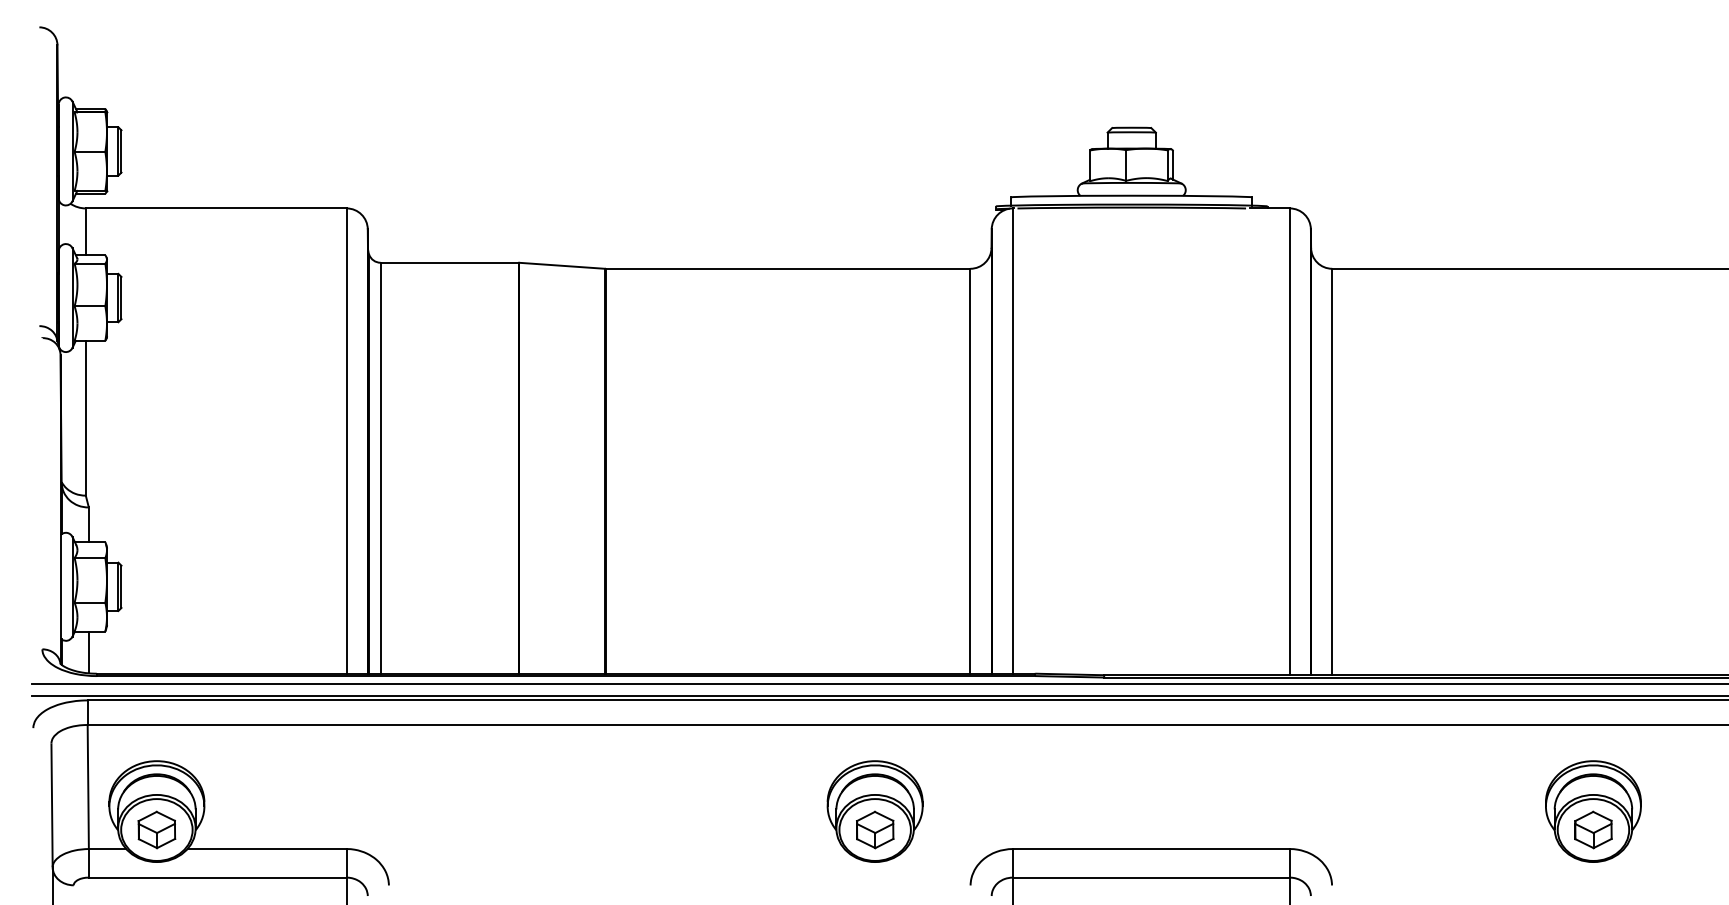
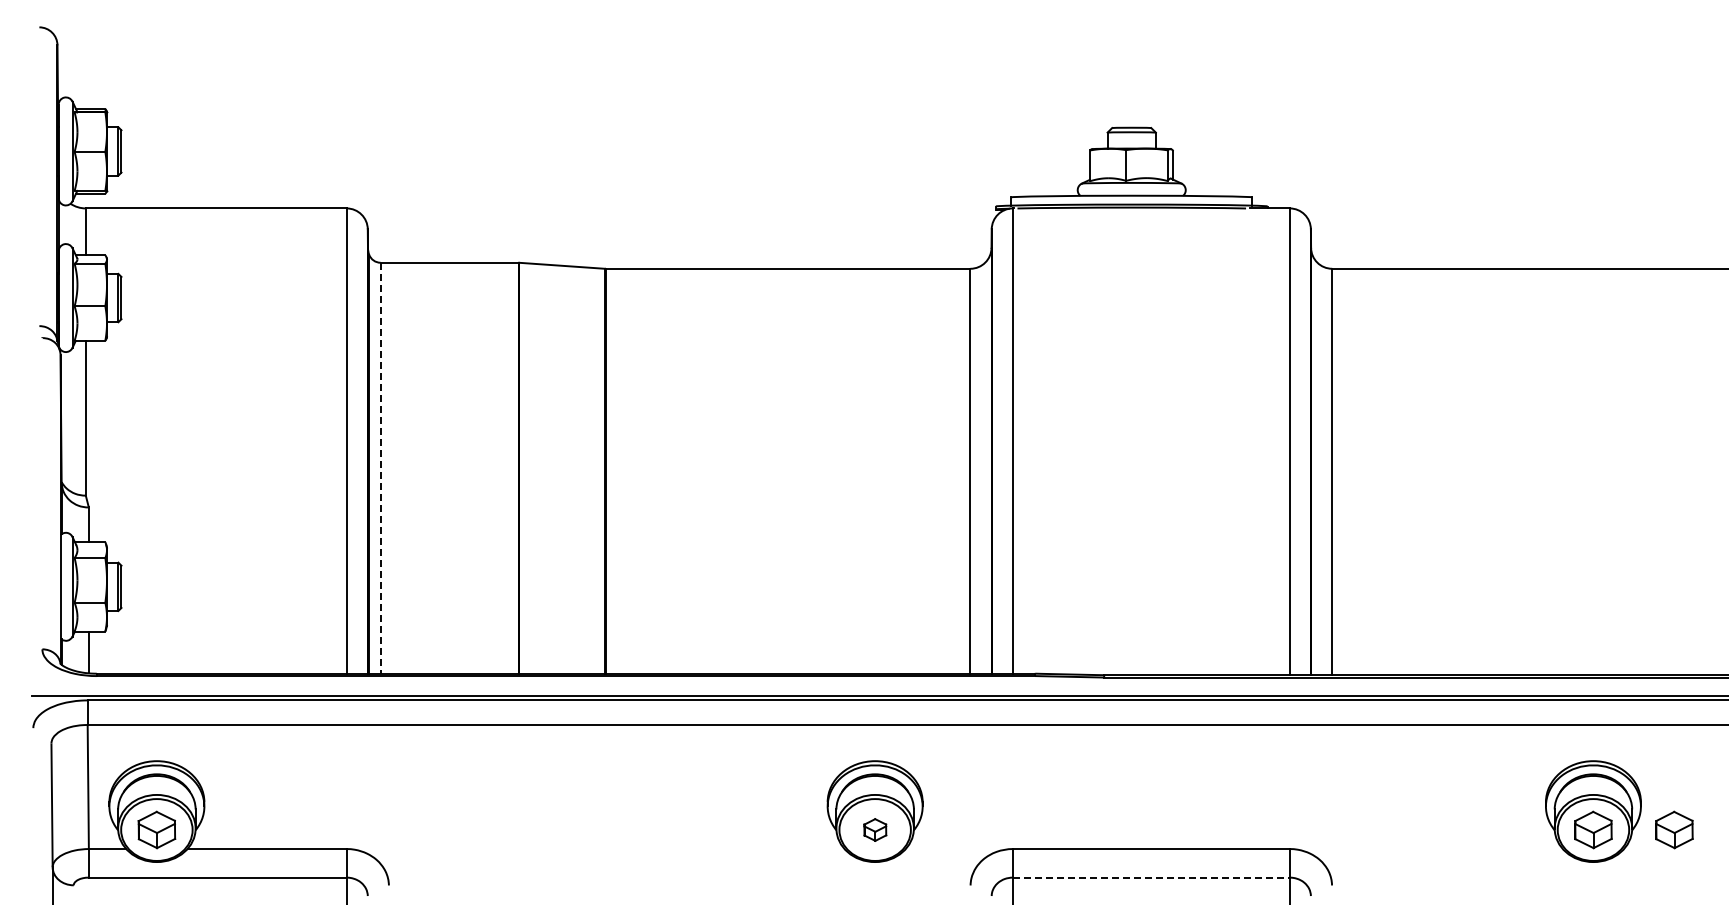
line: solid -> dashed (380, 468)
line: present -> none (878, 683)
part size: 39x40 px -> 25x24 px (875, 829)
part: none -> present (1674, 829)
line: solid -> dashed (1151, 877)
